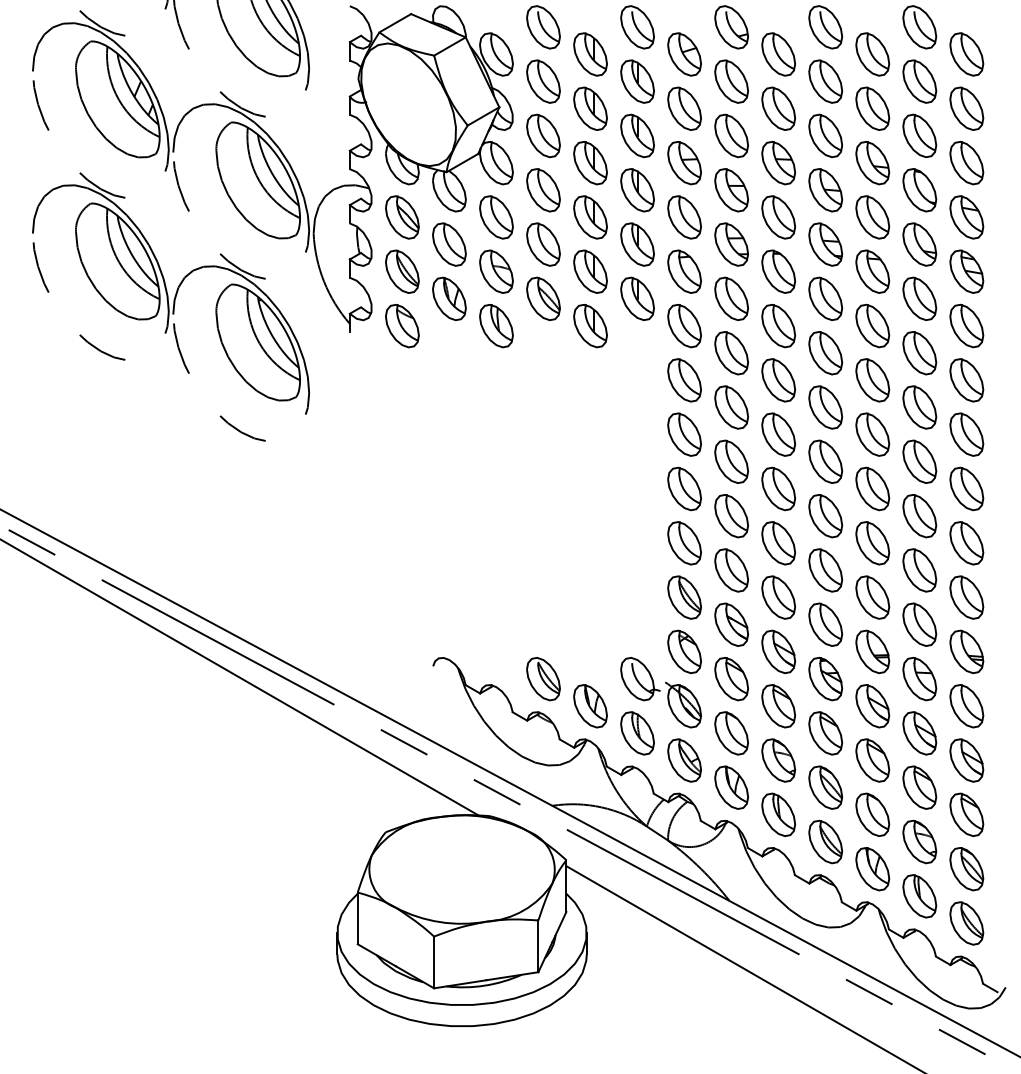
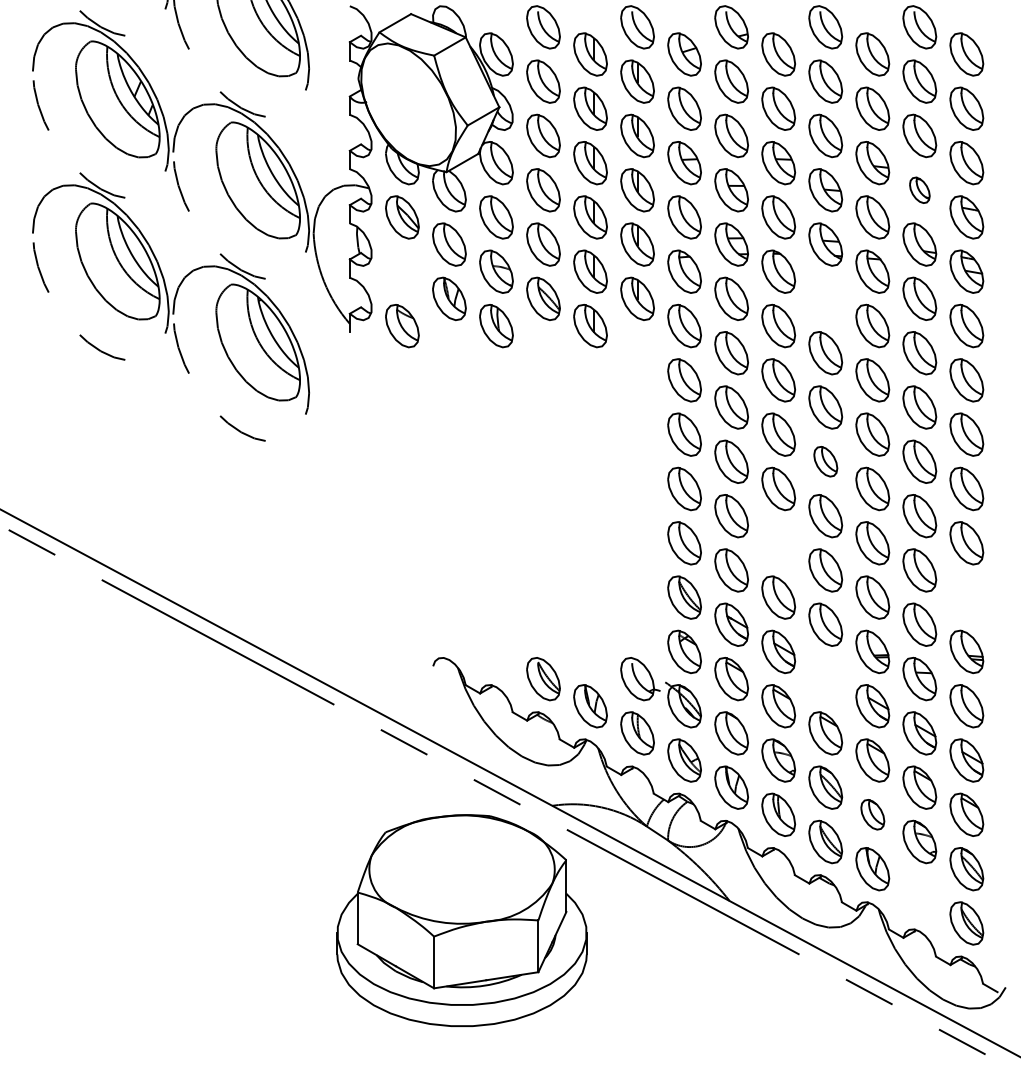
part size: 36x45 px -> 22x28 px (919, 189)
part: present -> none (402, 271)
part: present -> none (825, 298)
part size: 36x45 px -> 26x32 px (825, 461)
part: present -> none (778, 543)
part: present -> none (966, 597)
line: present -> none (240, 677)
part: present -> none (825, 679)
part size: 36x45 px -> 26x32 px (872, 814)
part: present -> none (919, 896)
line: present -> none (743, 968)
